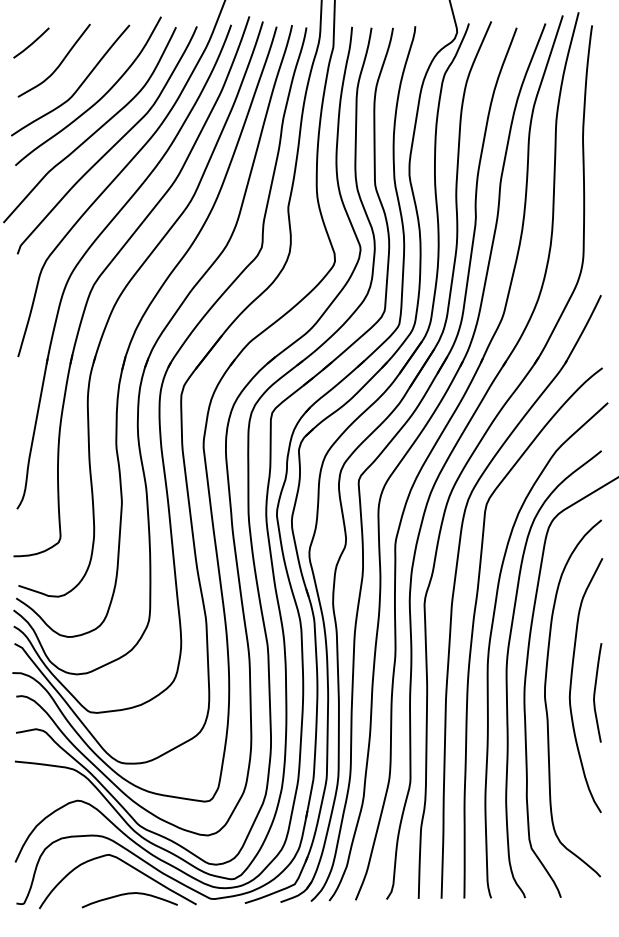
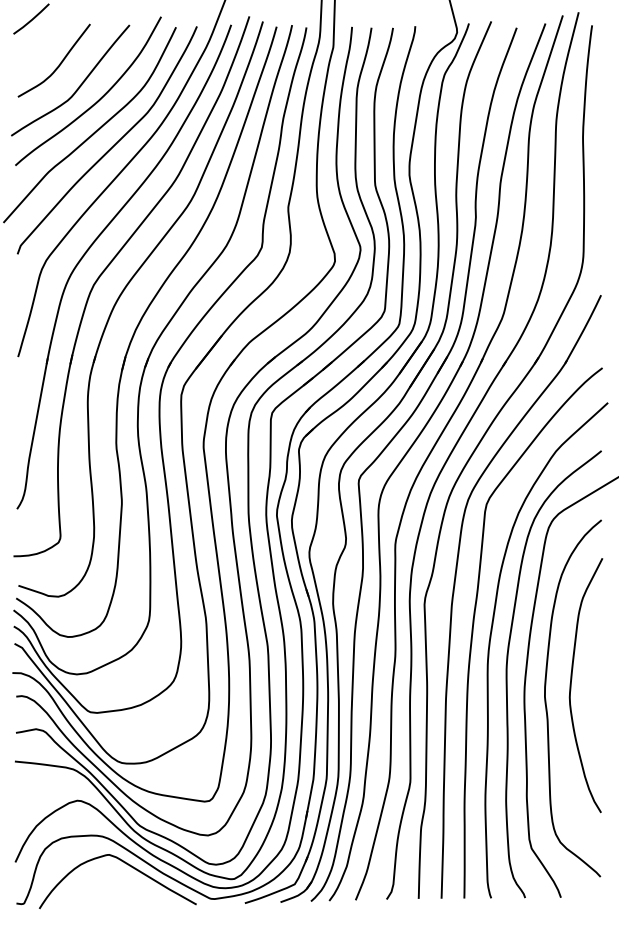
line position: (32, 42) -> (32, 18) (32, 18)
curve: present -> none (595, 692)
curve: present -> none (129, 894)
